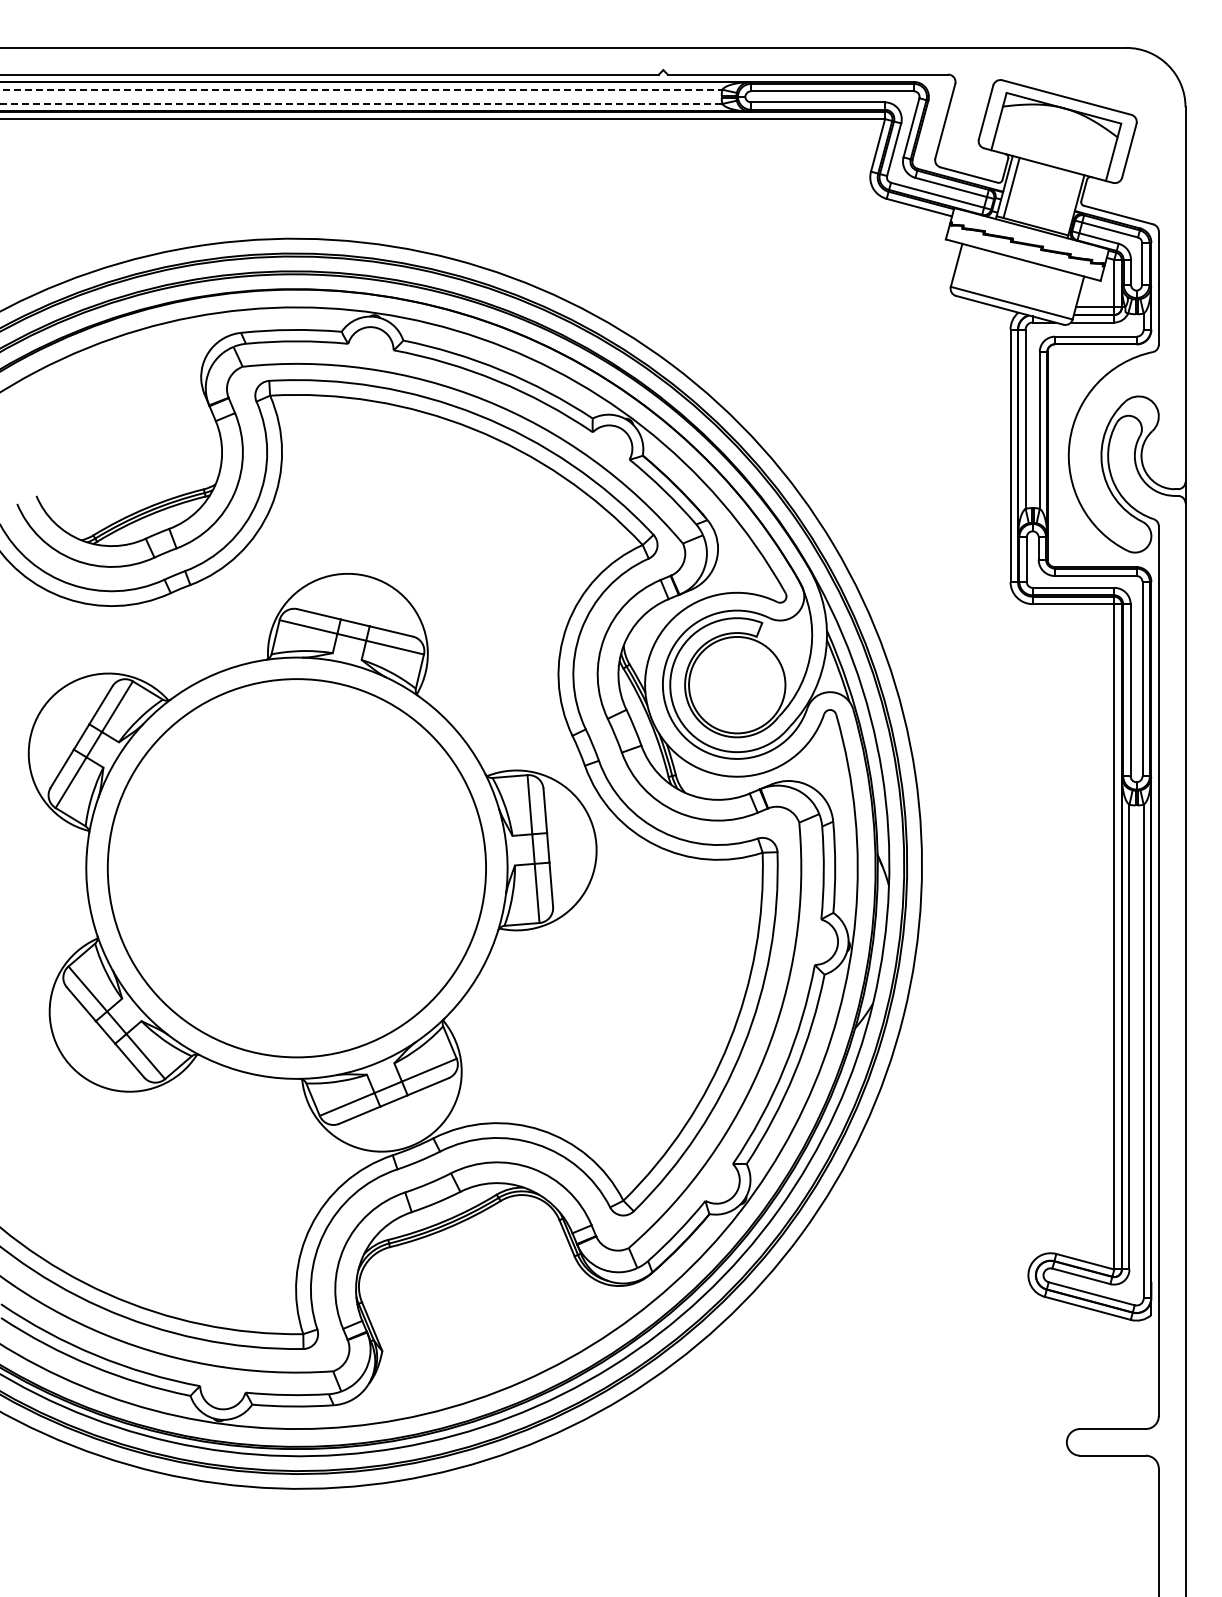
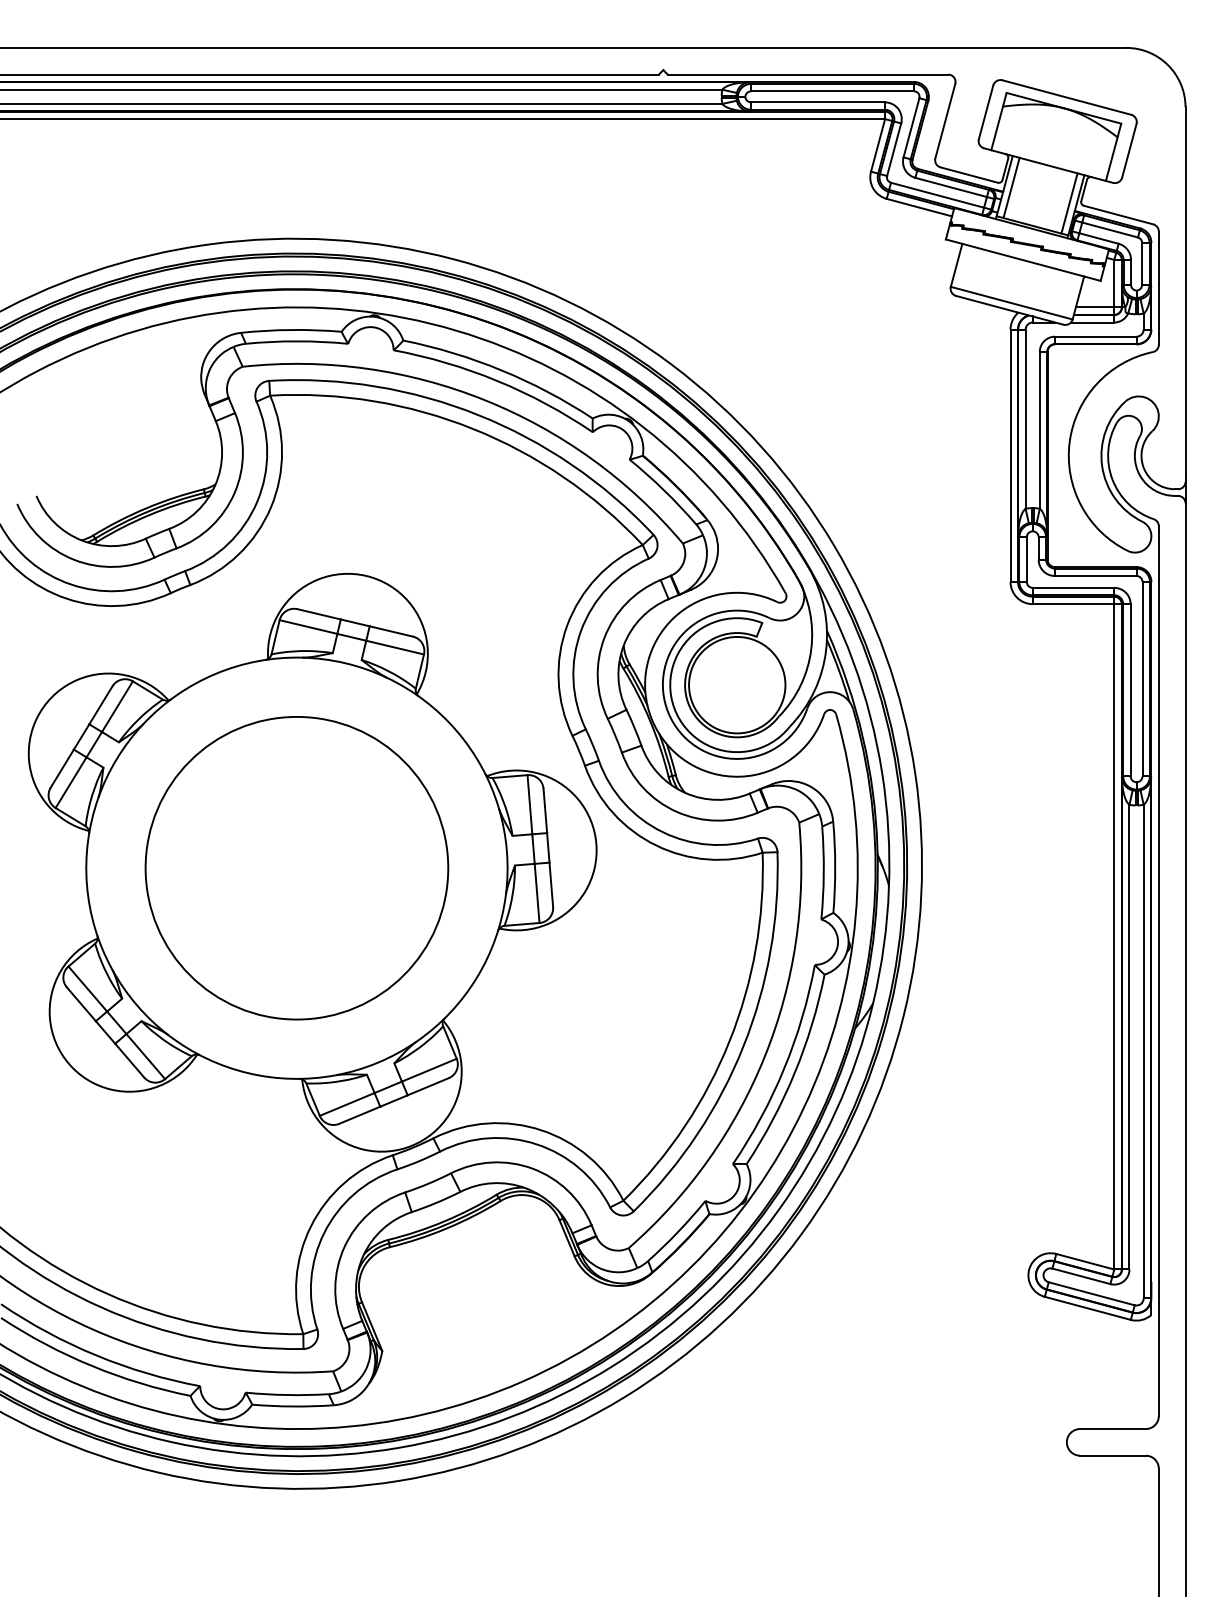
line: dashed -> solid (361, 89)
line: dashed -> solid (361, 103)
line: none -> present (1069, 203)
circle diameter: 378 px -> 303 px (296, 867)
